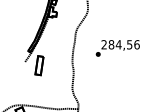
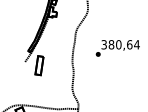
text: 284,56 -> 380,64 (120, 44)
